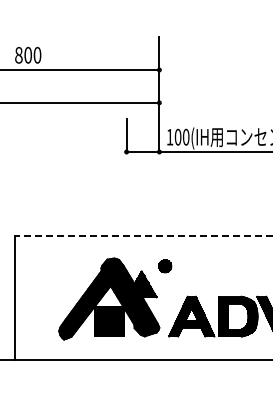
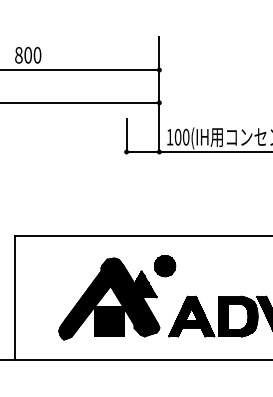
line: dashed -> solid (143, 235)
part size: 15x15 px -> 23x23 px (165, 266)
